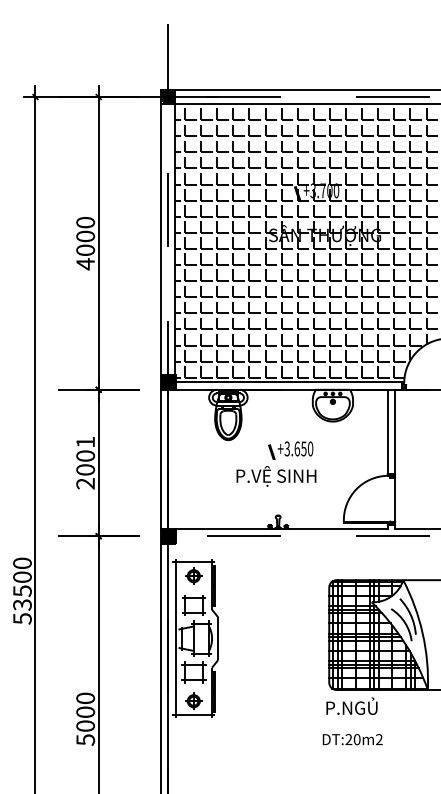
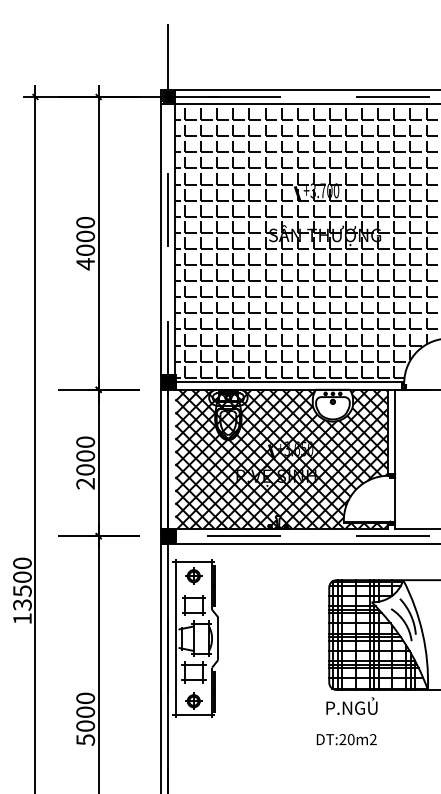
text: 2001 -> 2000 (85, 441)
hatch: none -> present (281, 458)
line: none -> present (306, 543)
text: 53500 -> 13500 (22, 618)
text position: (352, 739) -> (346, 739) (346, 739)
